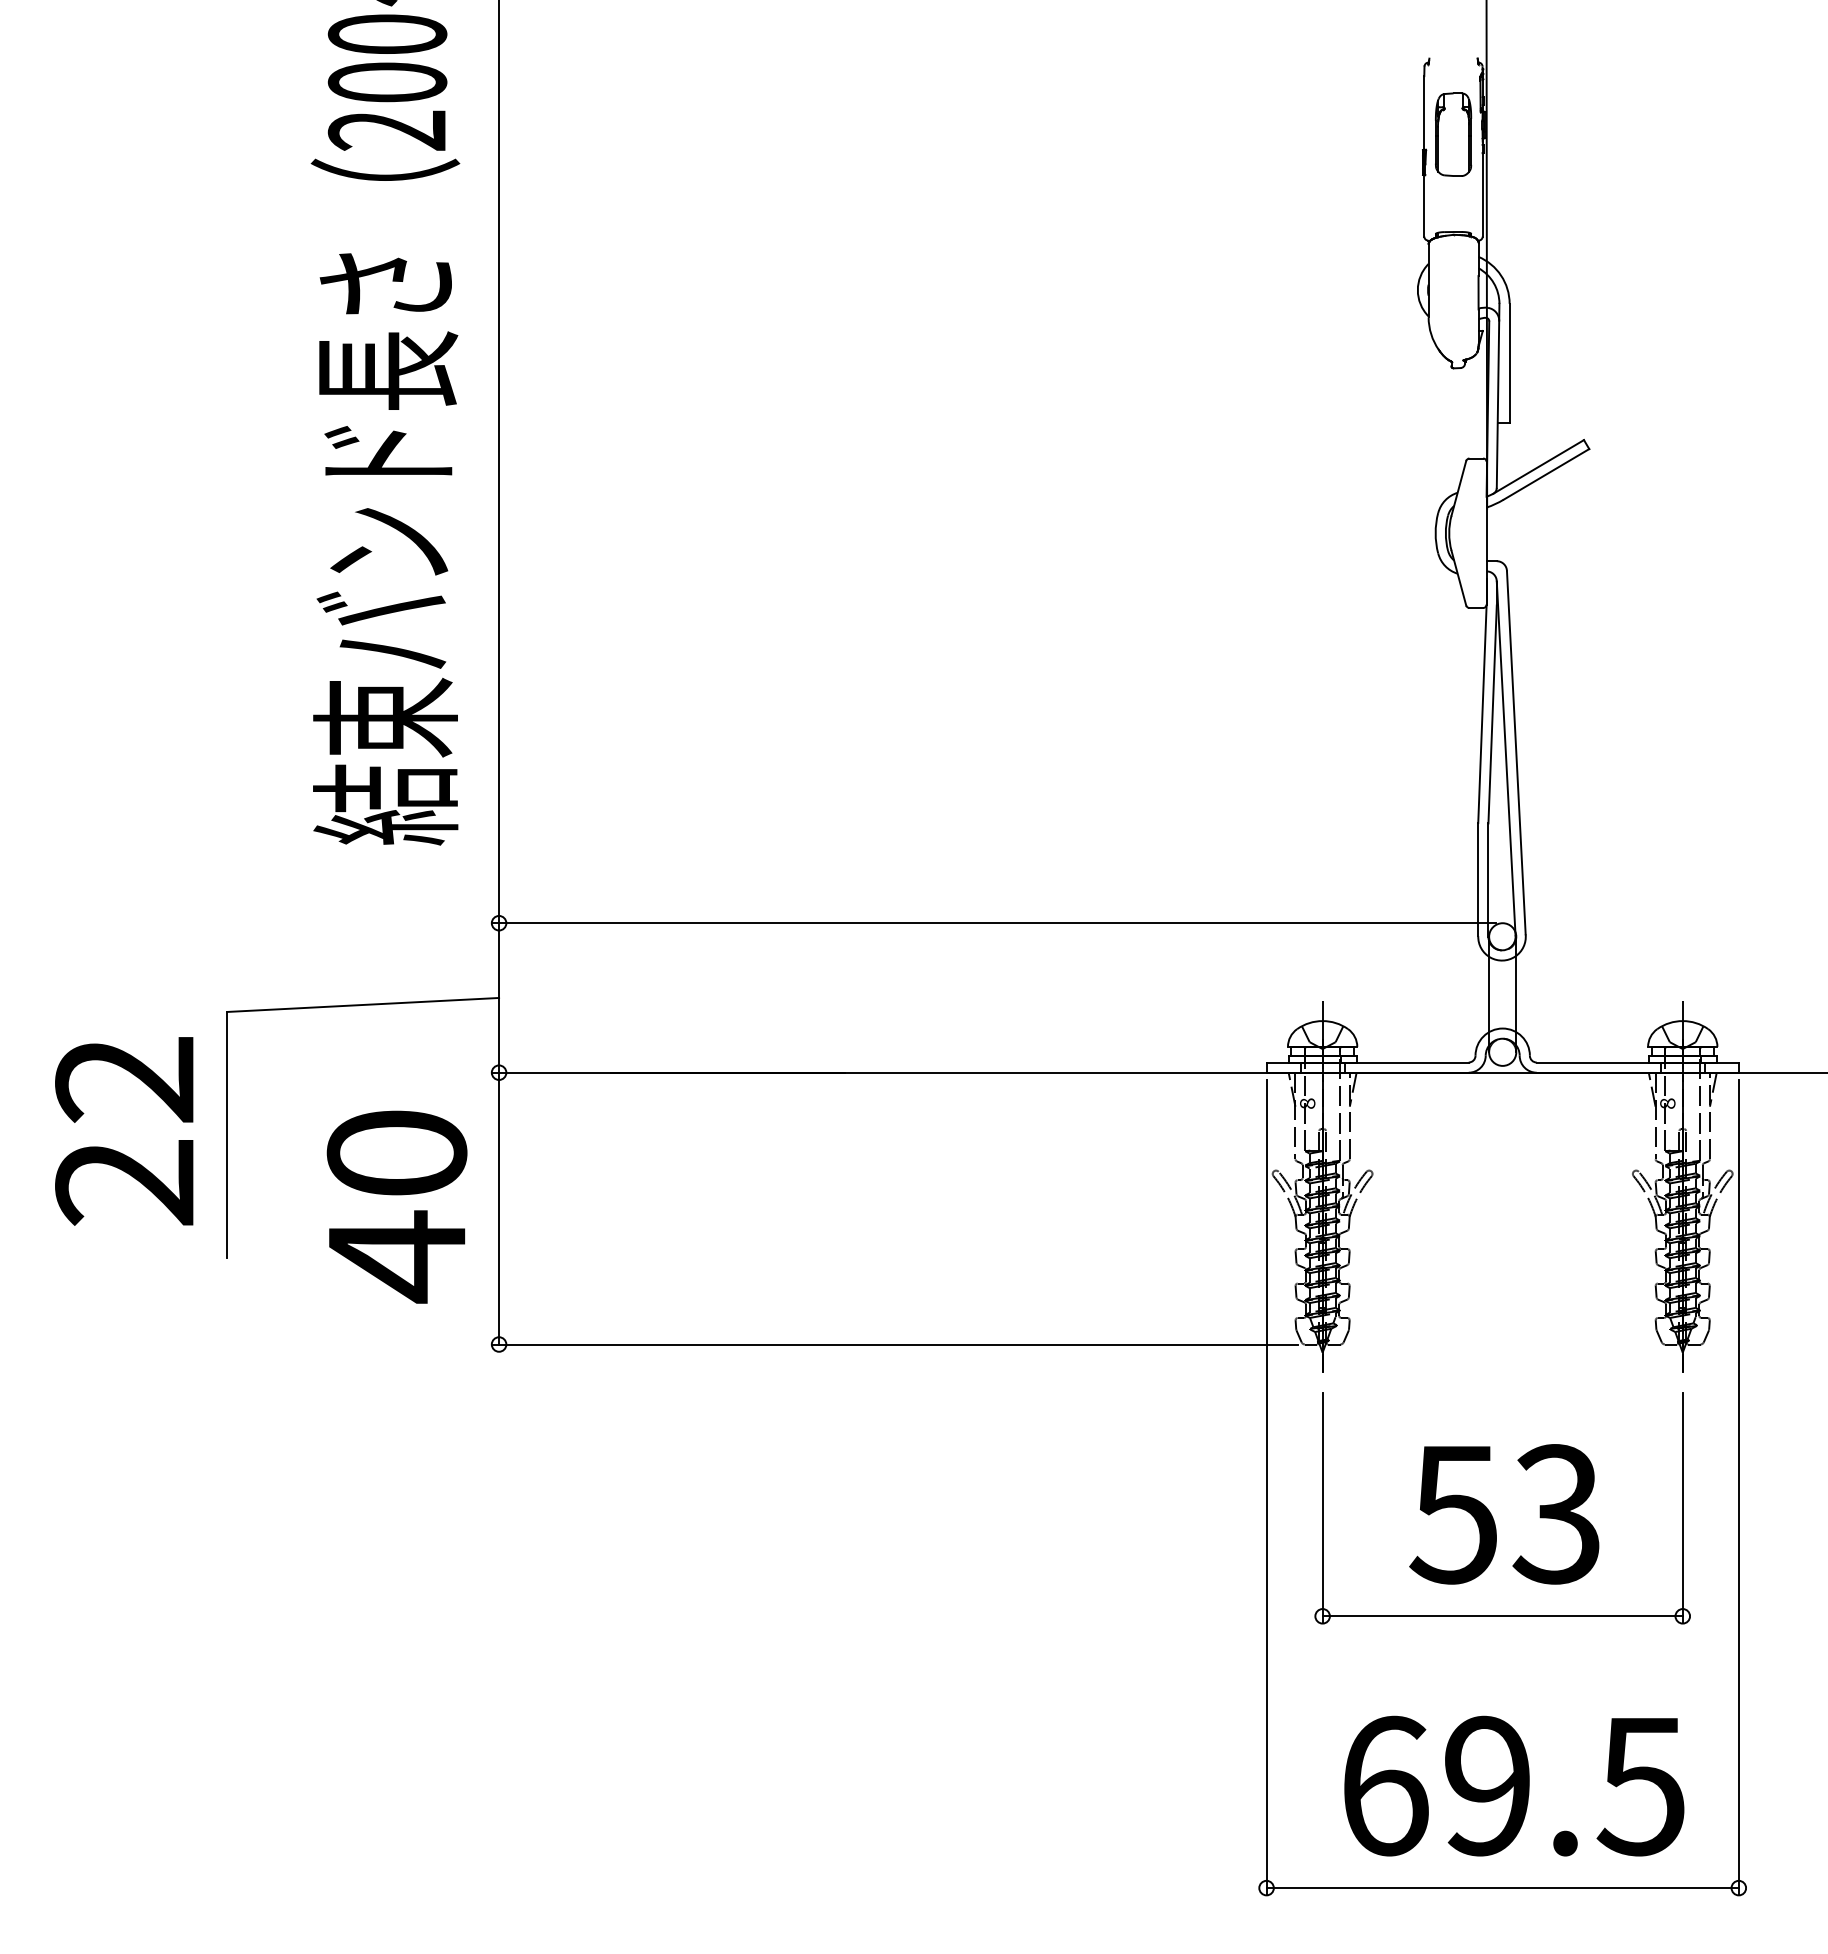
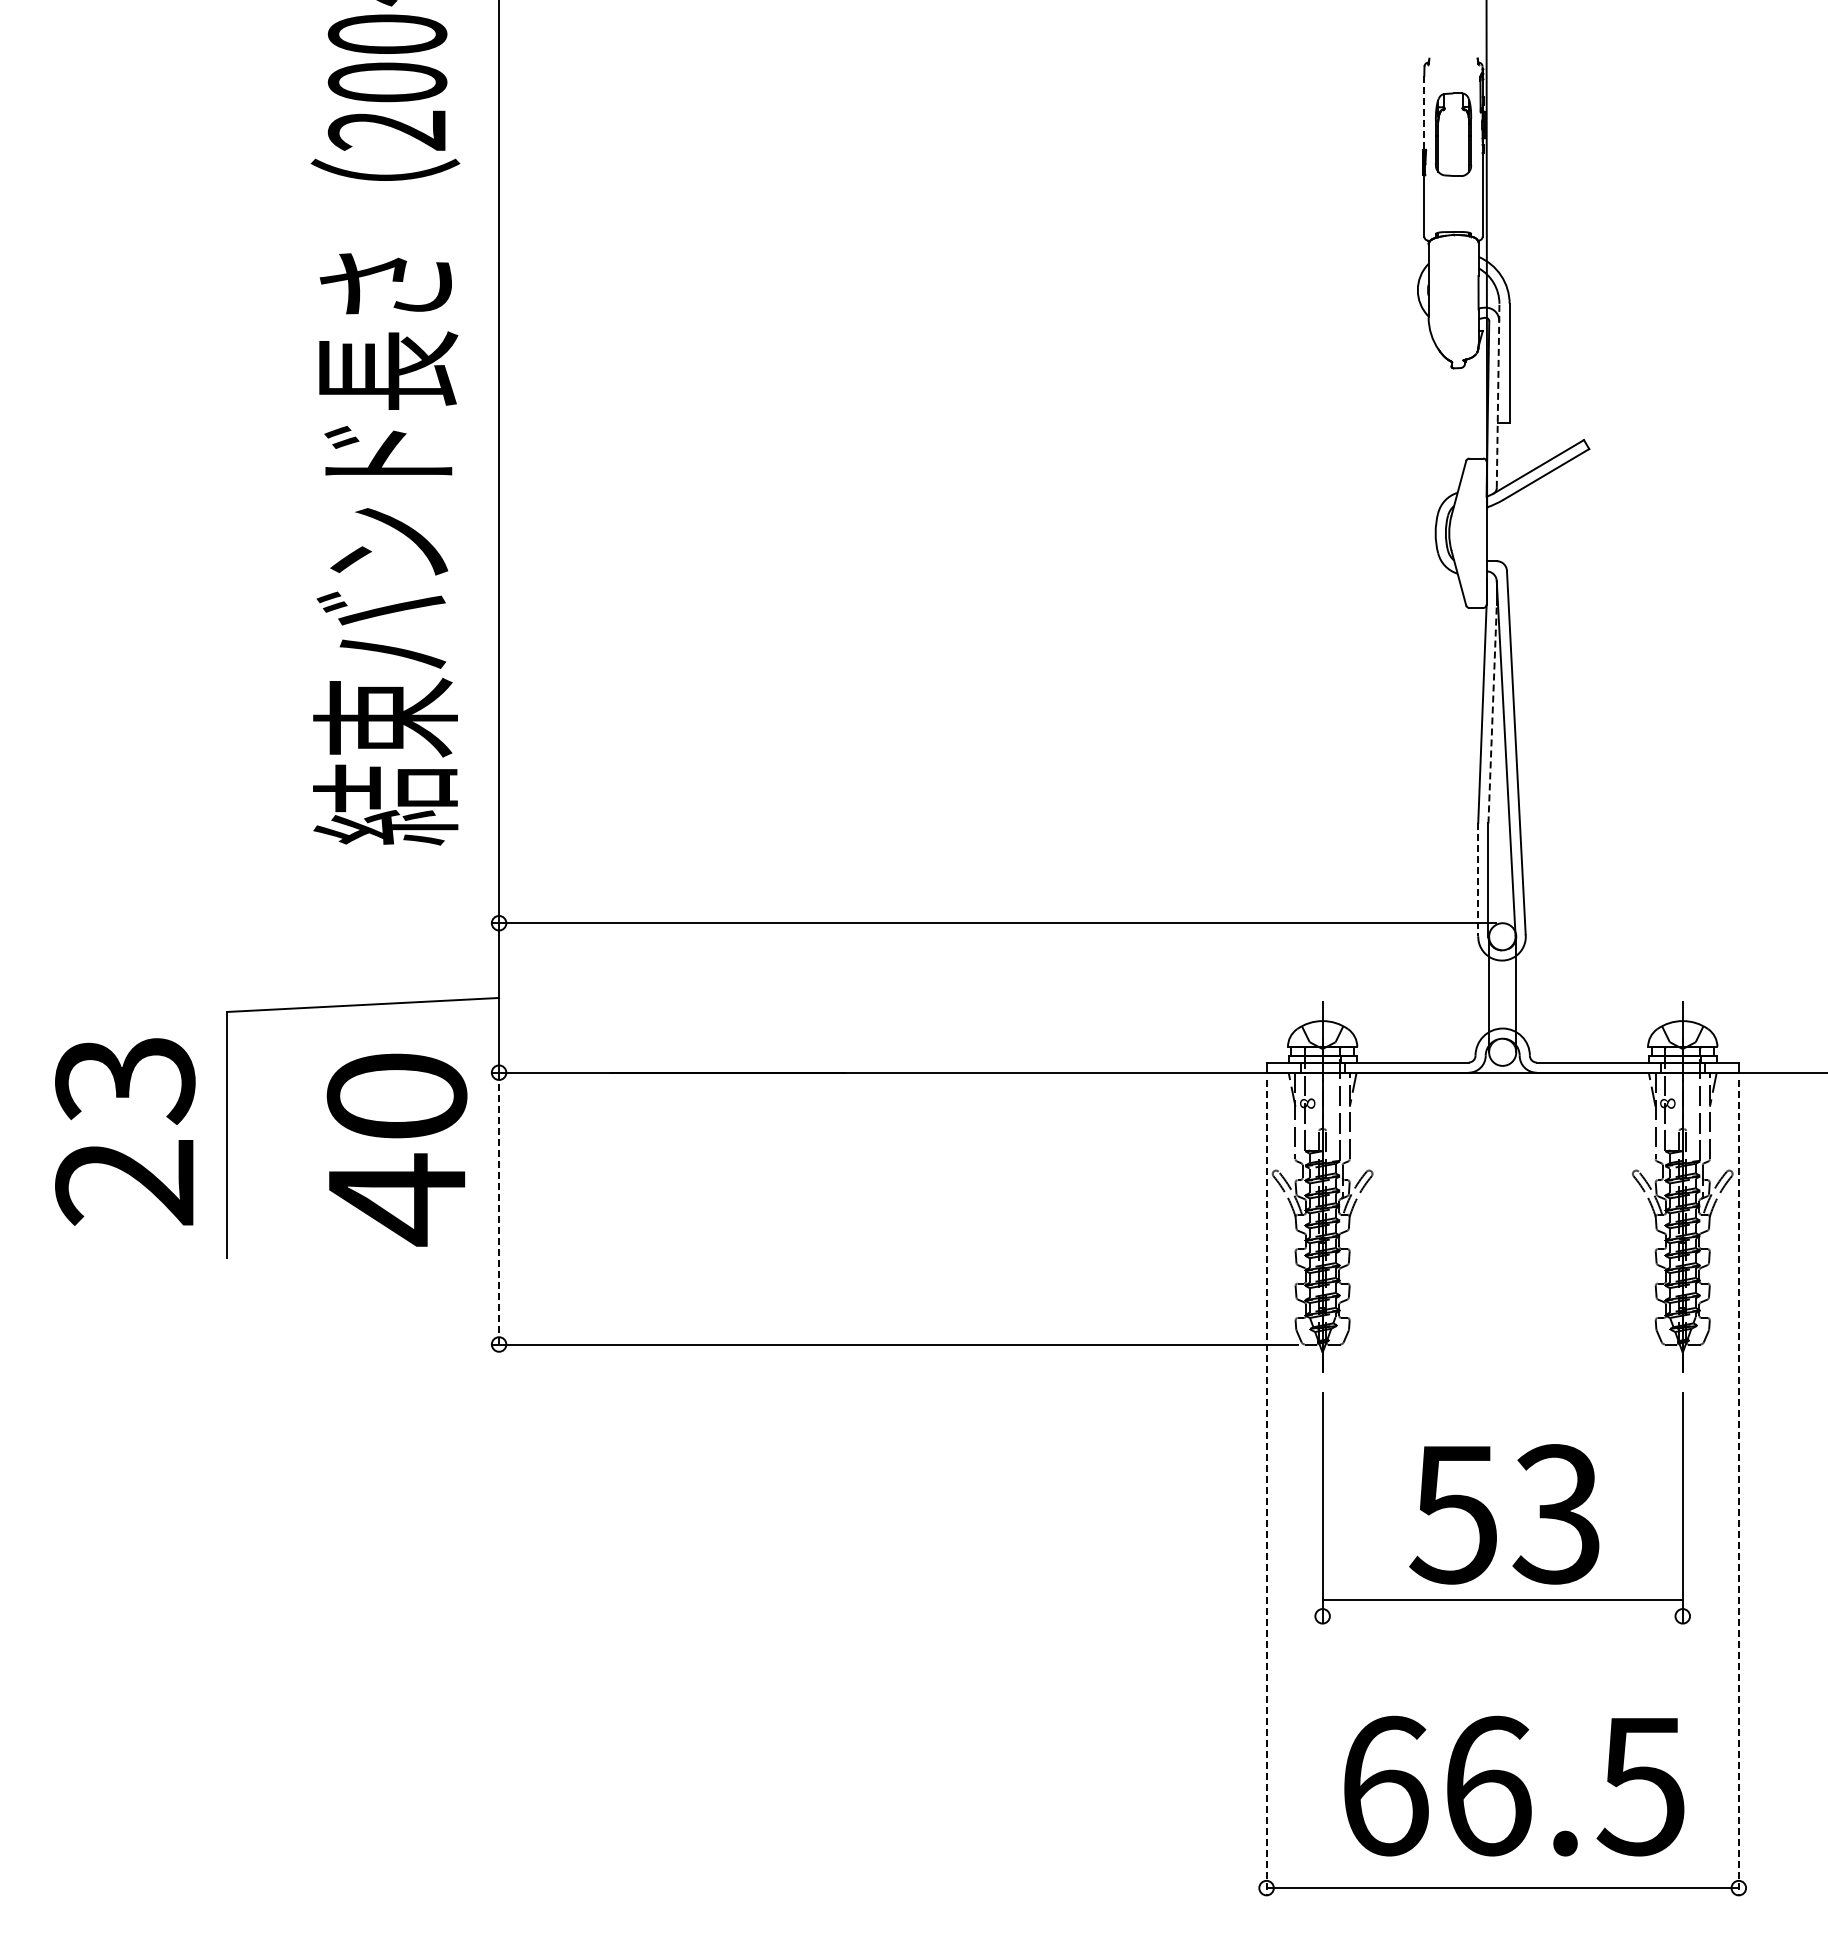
line: solid -> dashed (1424, 113)
line: solid -> dashed (1498, 395)
line: solid -> dashed (1492, 713)
line: solid -> dashed (1478, 879)
text: 22 -> 23 (125, 1080)
text position: (396, 1206) -> (396, 1149) (396, 1149)
line: solid -> dashed (499, 1208)
line: solid -> dashed (1266, 1487)
line: solid -> dashed (1738, 1487)
line position: (1502, 1616) -> (1502, 1600) (1502, 1600)
text: 69.5 -> 66.5 (1488, 1785)
